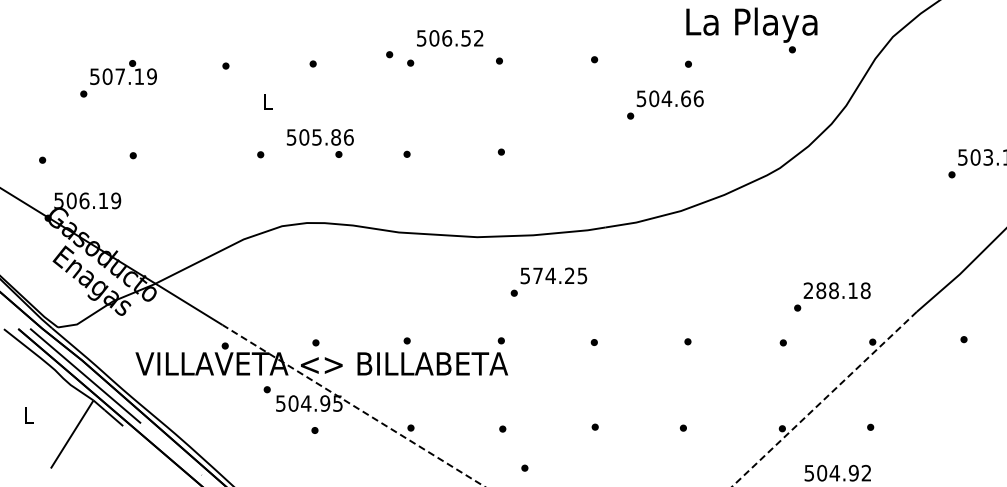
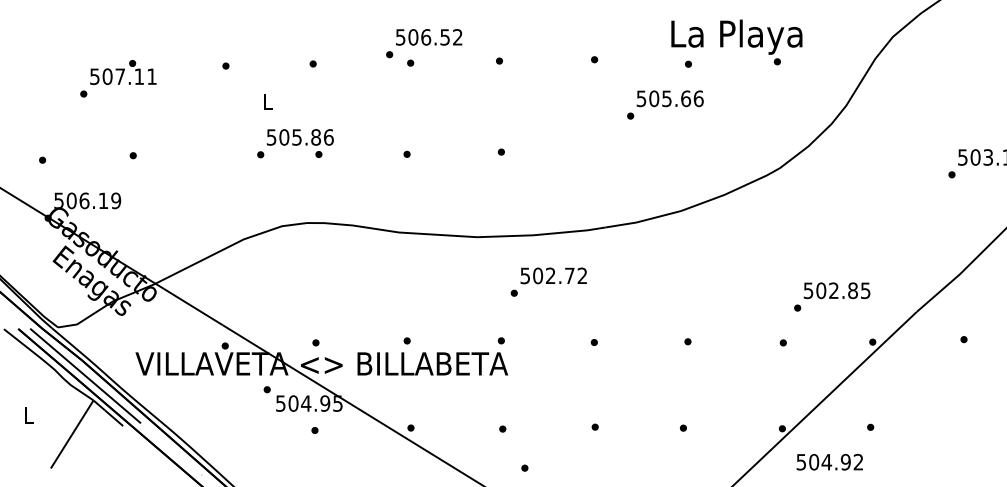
text position: (751, 30) -> (736, 42) (736, 42)
text position: (450, 38) -> (429, 37) (429, 37)
text: 507.19 -> 507.11 (151, 76)
text: 504.66 -> 505.66 (666, 98)
text position: (320, 143) -> (300, 143) (300, 143)
text: 574.25 -> 502.72 (560, 275)
text: 288.18 -> 502.85 (836, 290)
line: dashed -> solid (823, 399)
line: dashed -> solid (353, 405)
text position: (837, 473) -> (829, 462) (829, 462)
